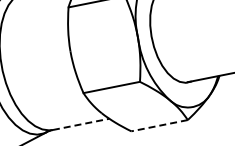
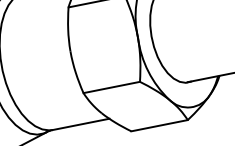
line: dashed -> solid (81, 124)
line: dashed -> solid (159, 125)
